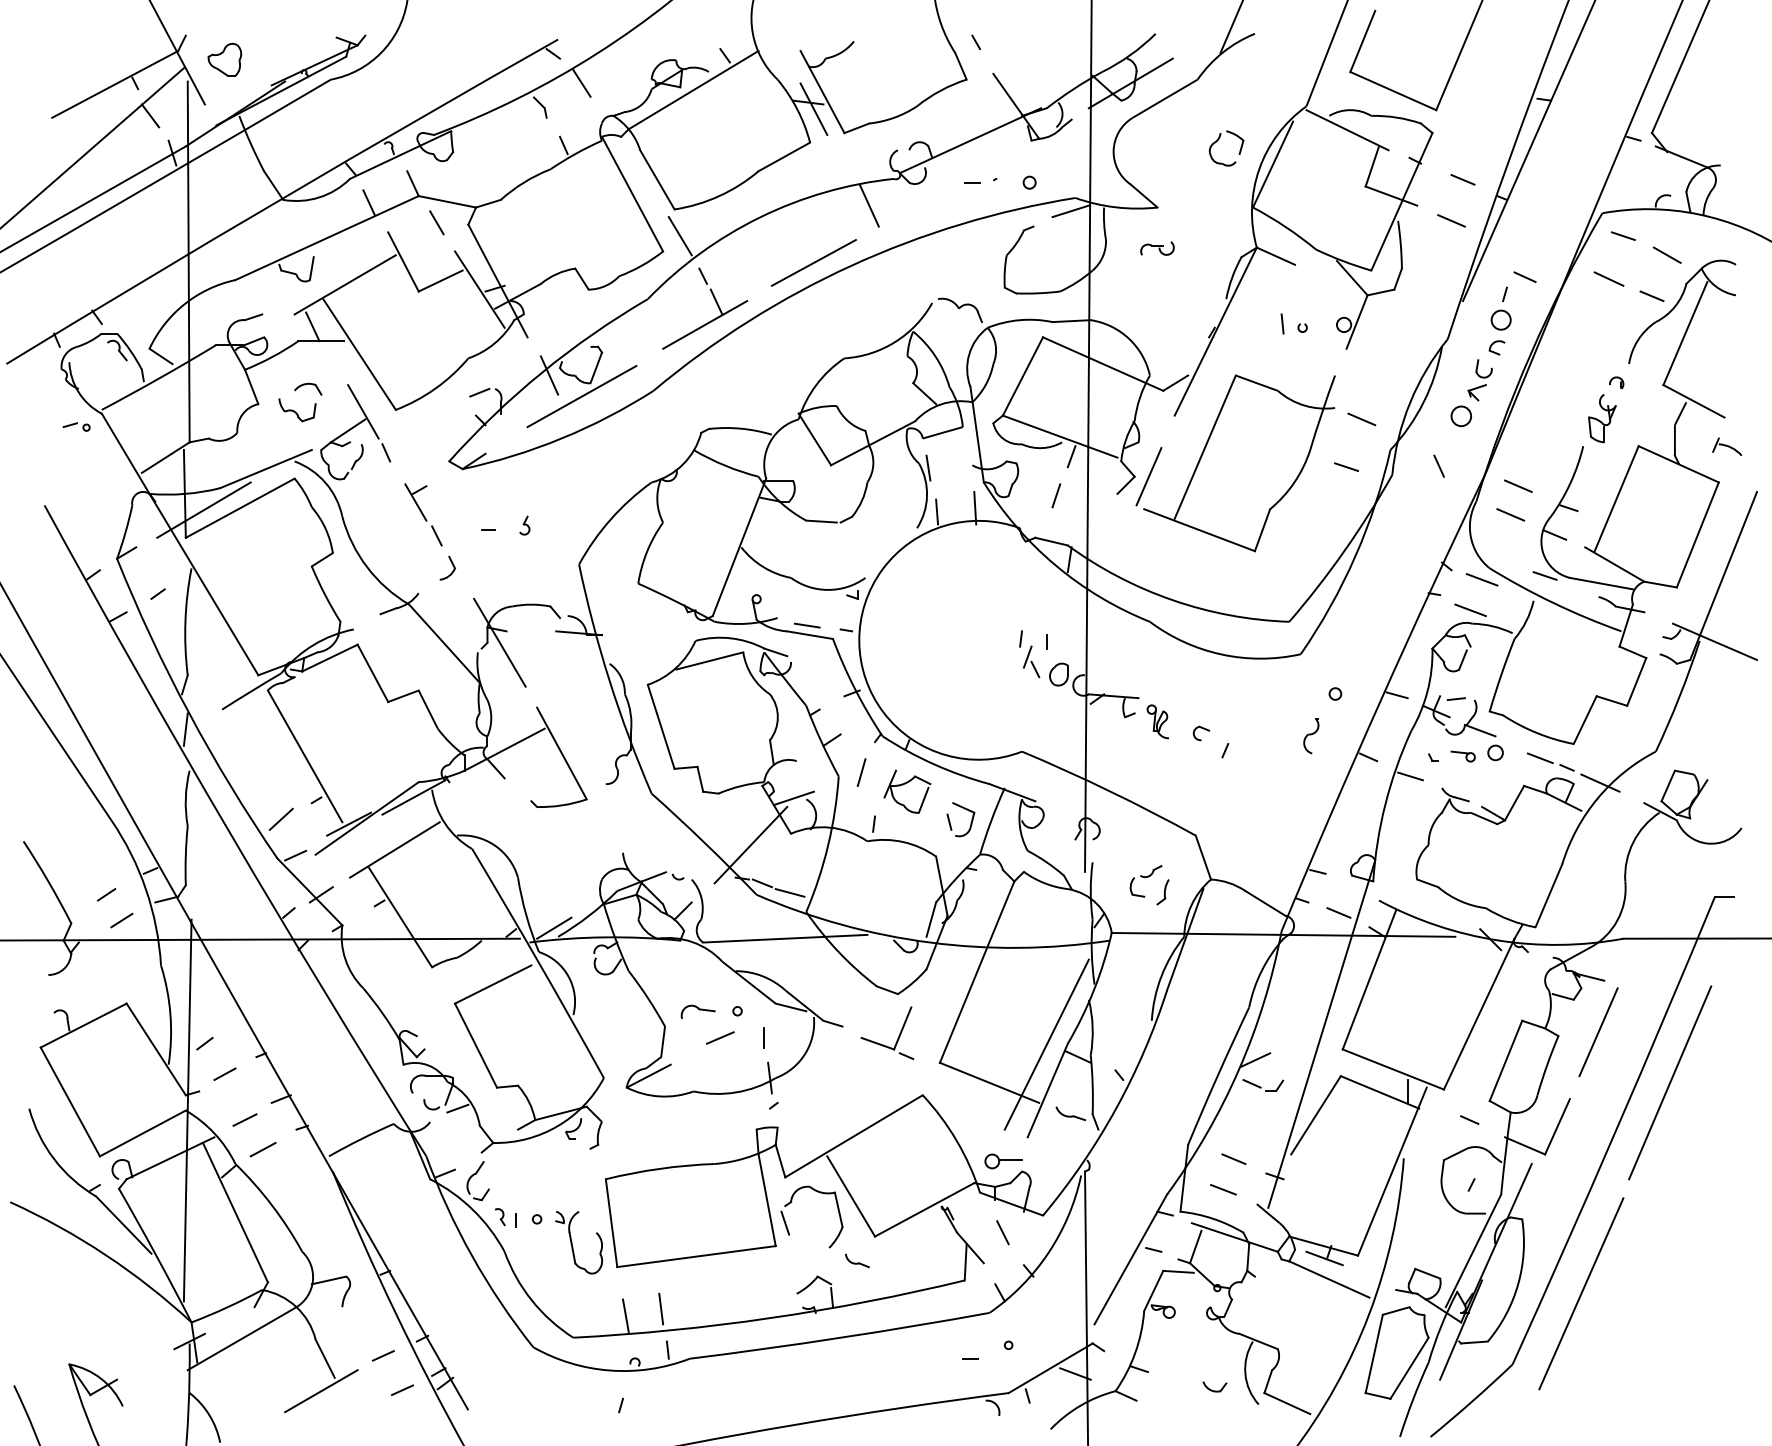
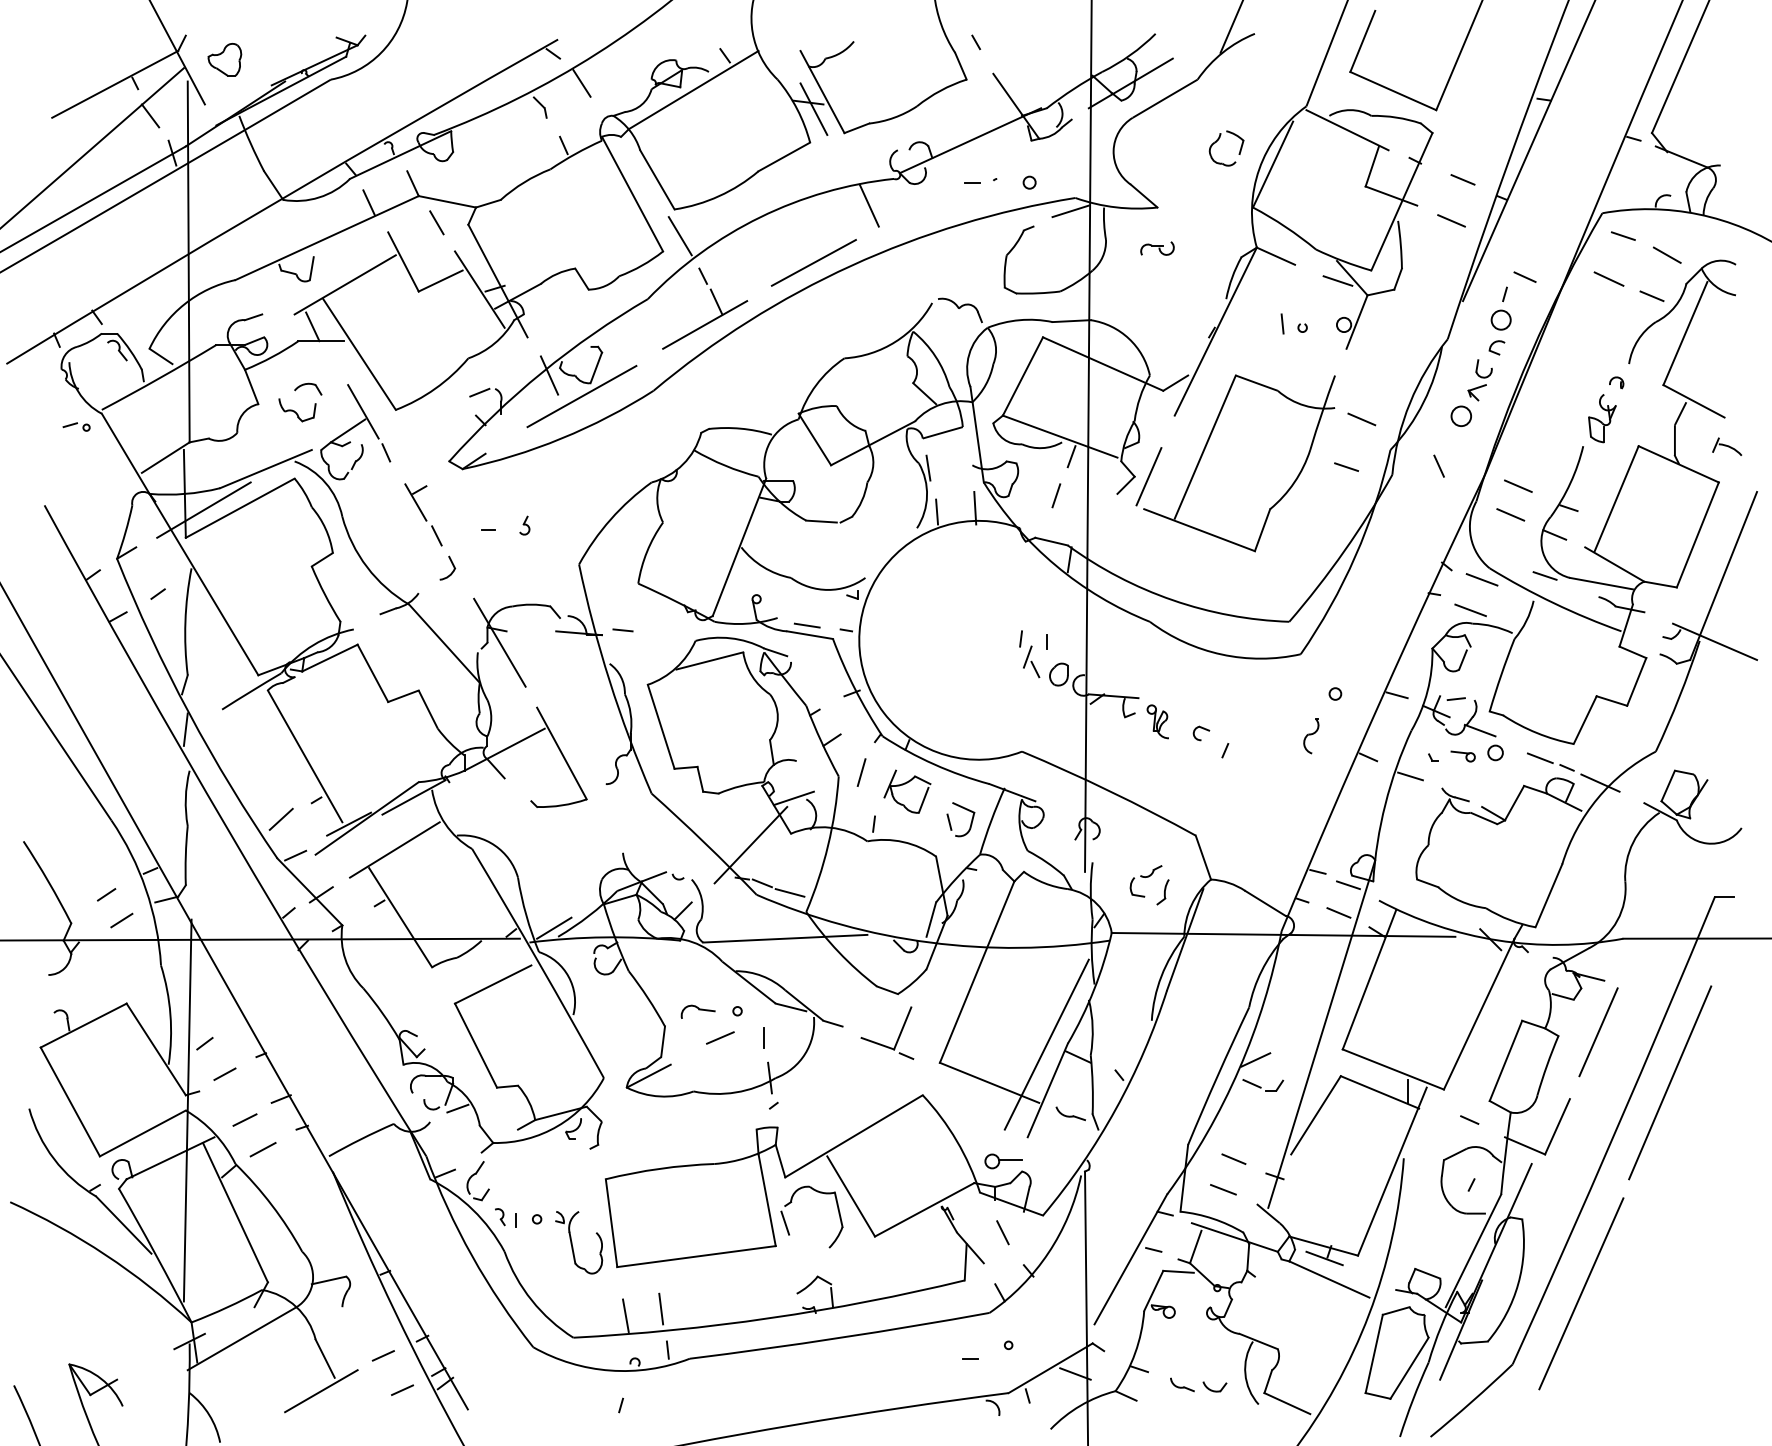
line: none -> present (1337, 280)
line: none -> present (622, 630)
line: none -> present (1348, 885)
part position: (857, 1260) -> (1182, 1384) (1182, 1384)
